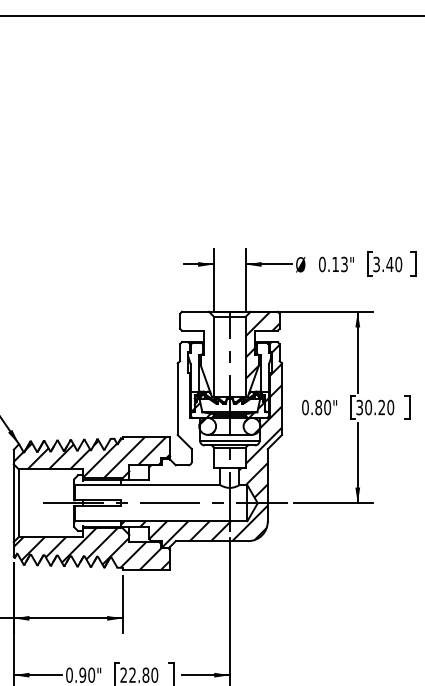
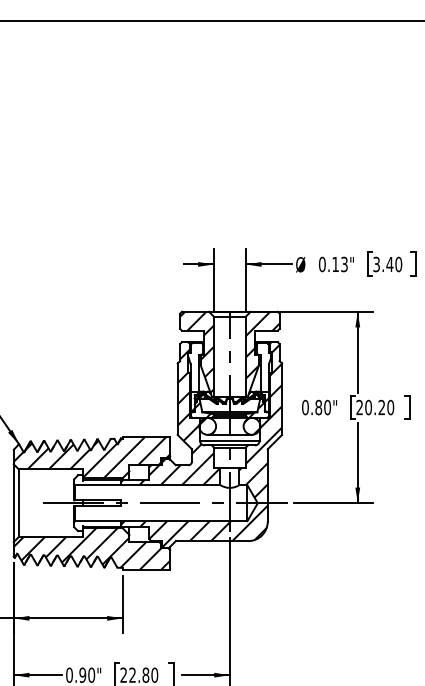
line position: (211, 15) -> (211, 20) (211, 20)
hatch: none -> present (196, 351)
text: 30.20 -> 20.20 (359, 407)
hatch: none -> present (170, 417)
